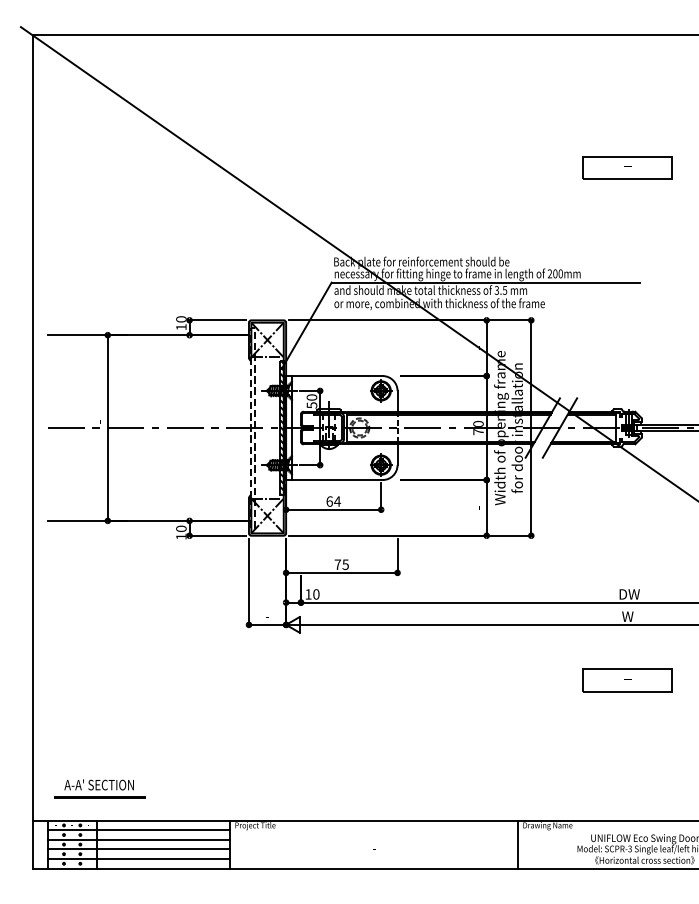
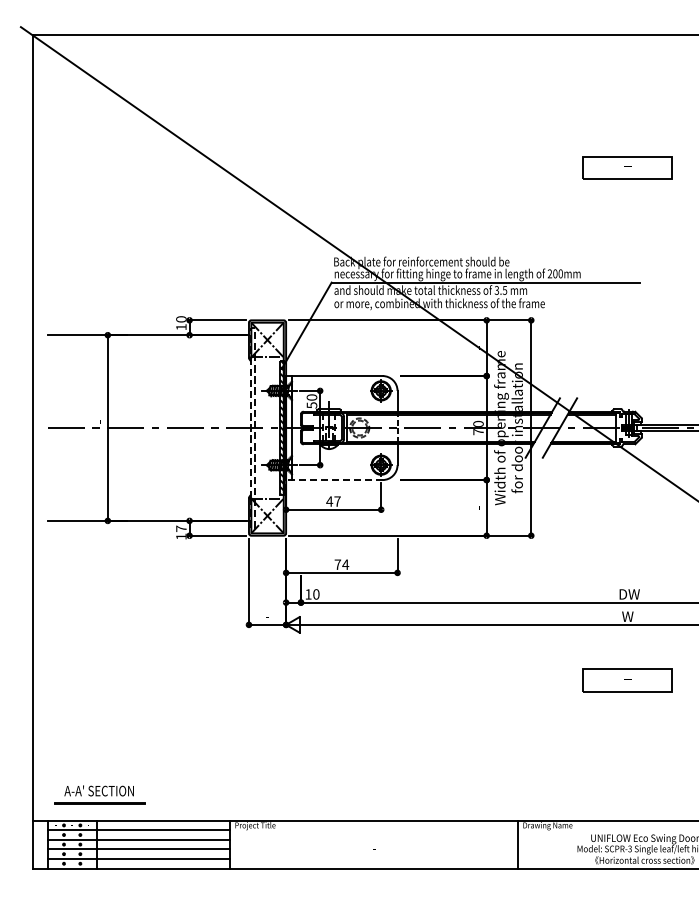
line: solid -> dashed (333, 480)
text: 64 -> 47 (333, 501)
text: 10 -> 17 (181, 528)
text: 75 -> 74 (345, 564)
part position: (99, 788) -> (99, 794) (99, 794)
